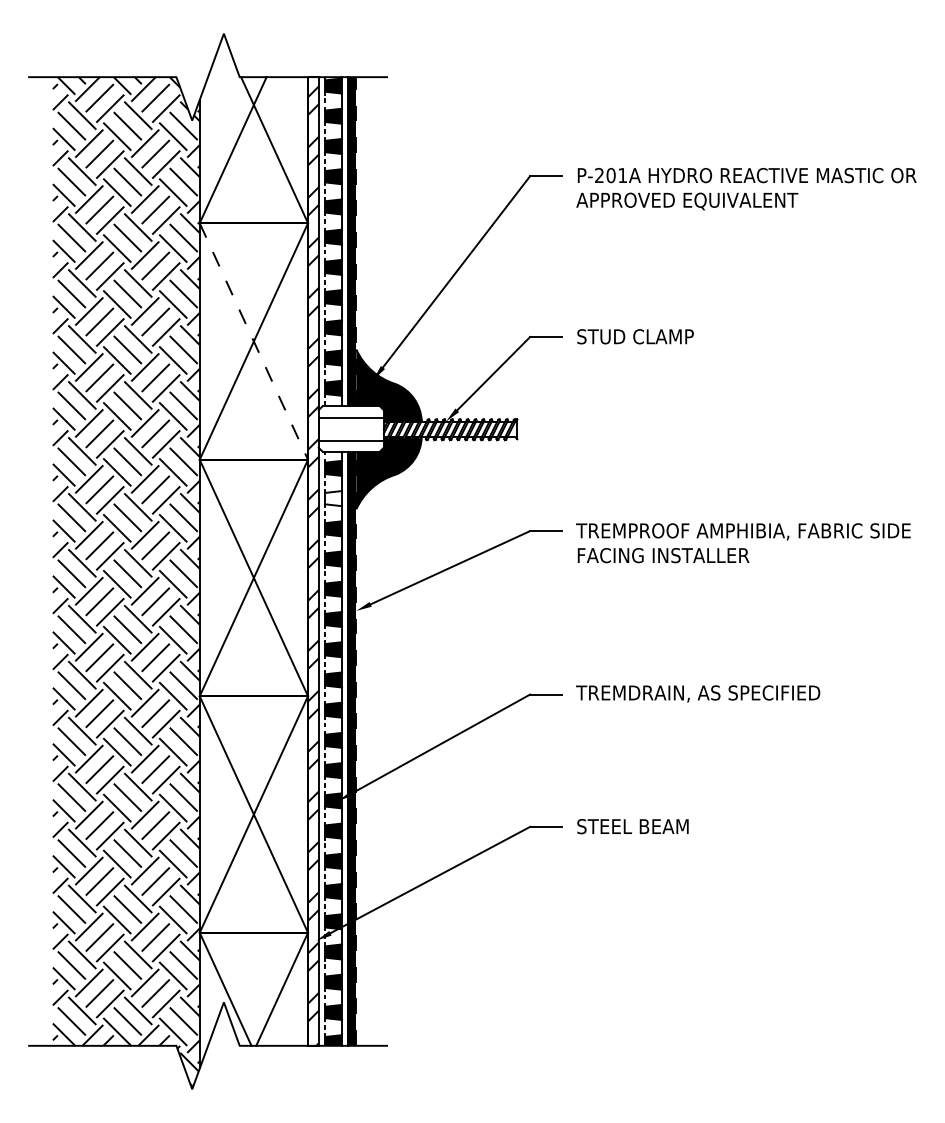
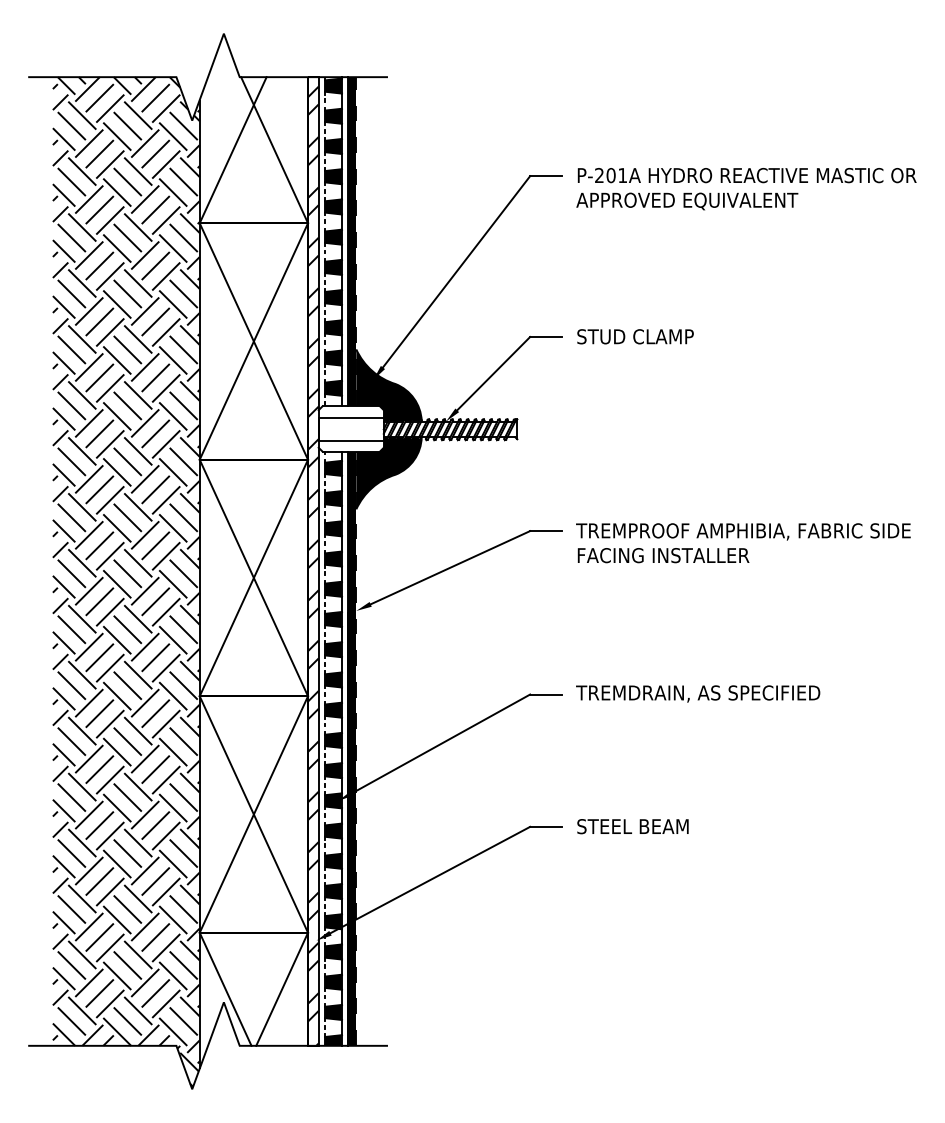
line: dashed -> solid (254, 341)
fill: none -> present (333, 498)
